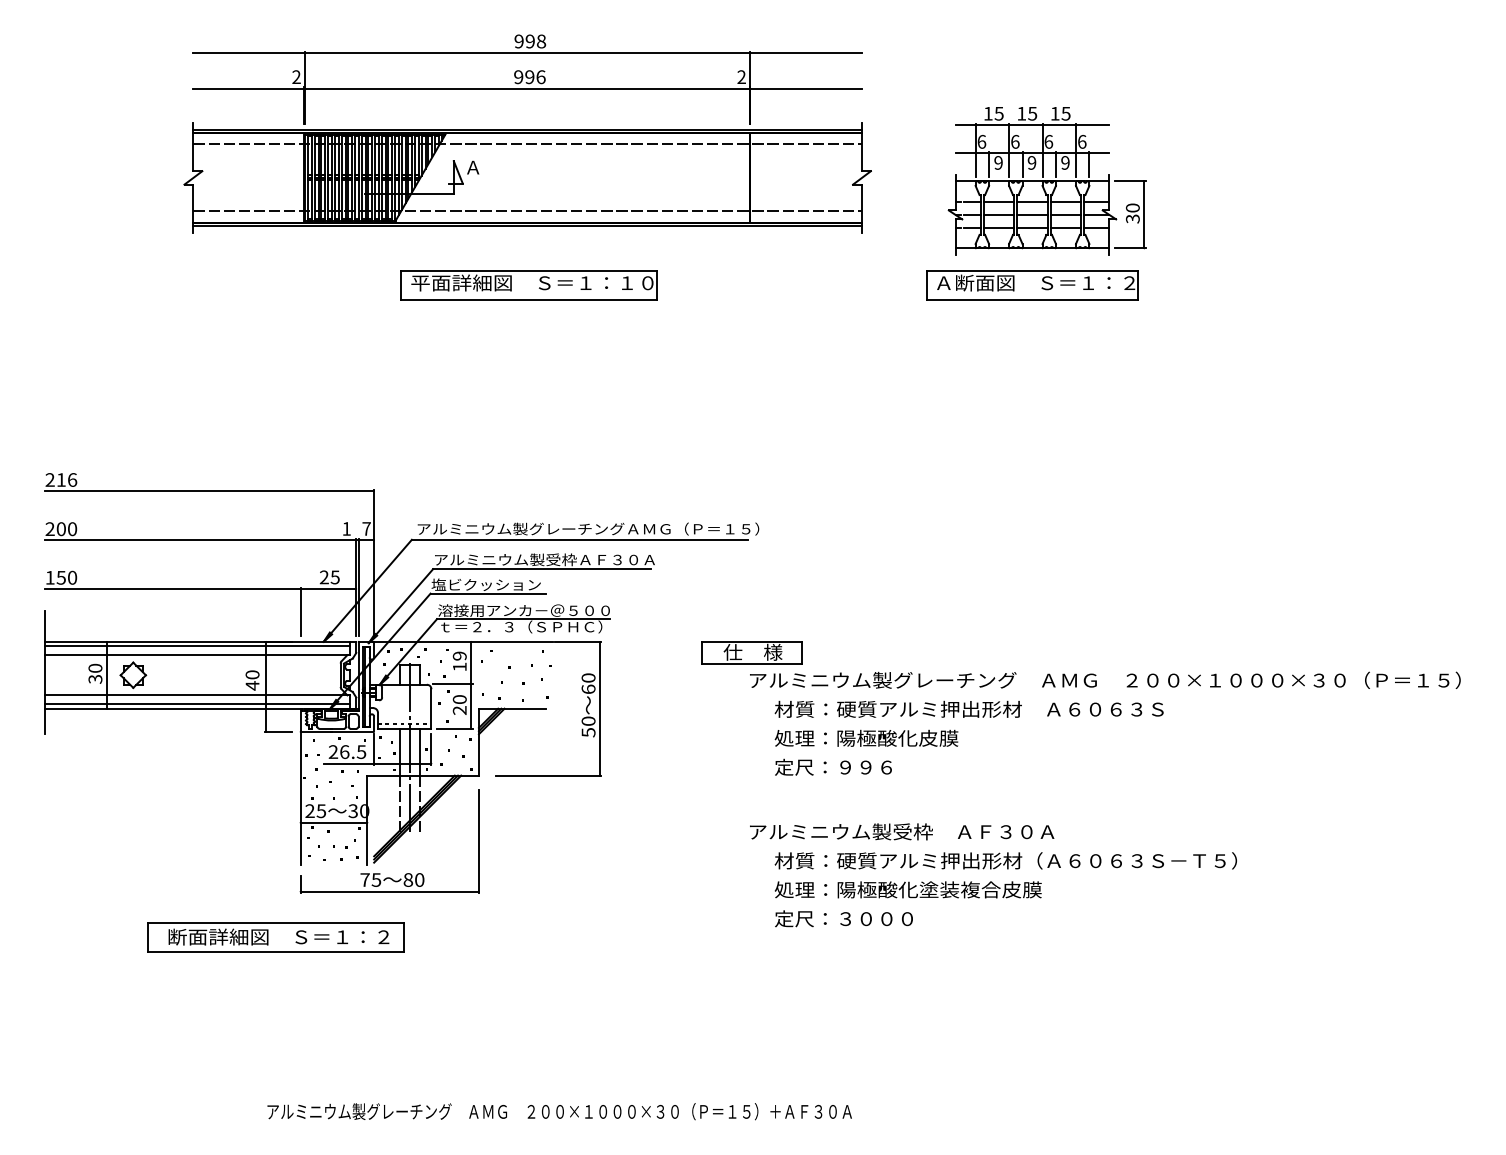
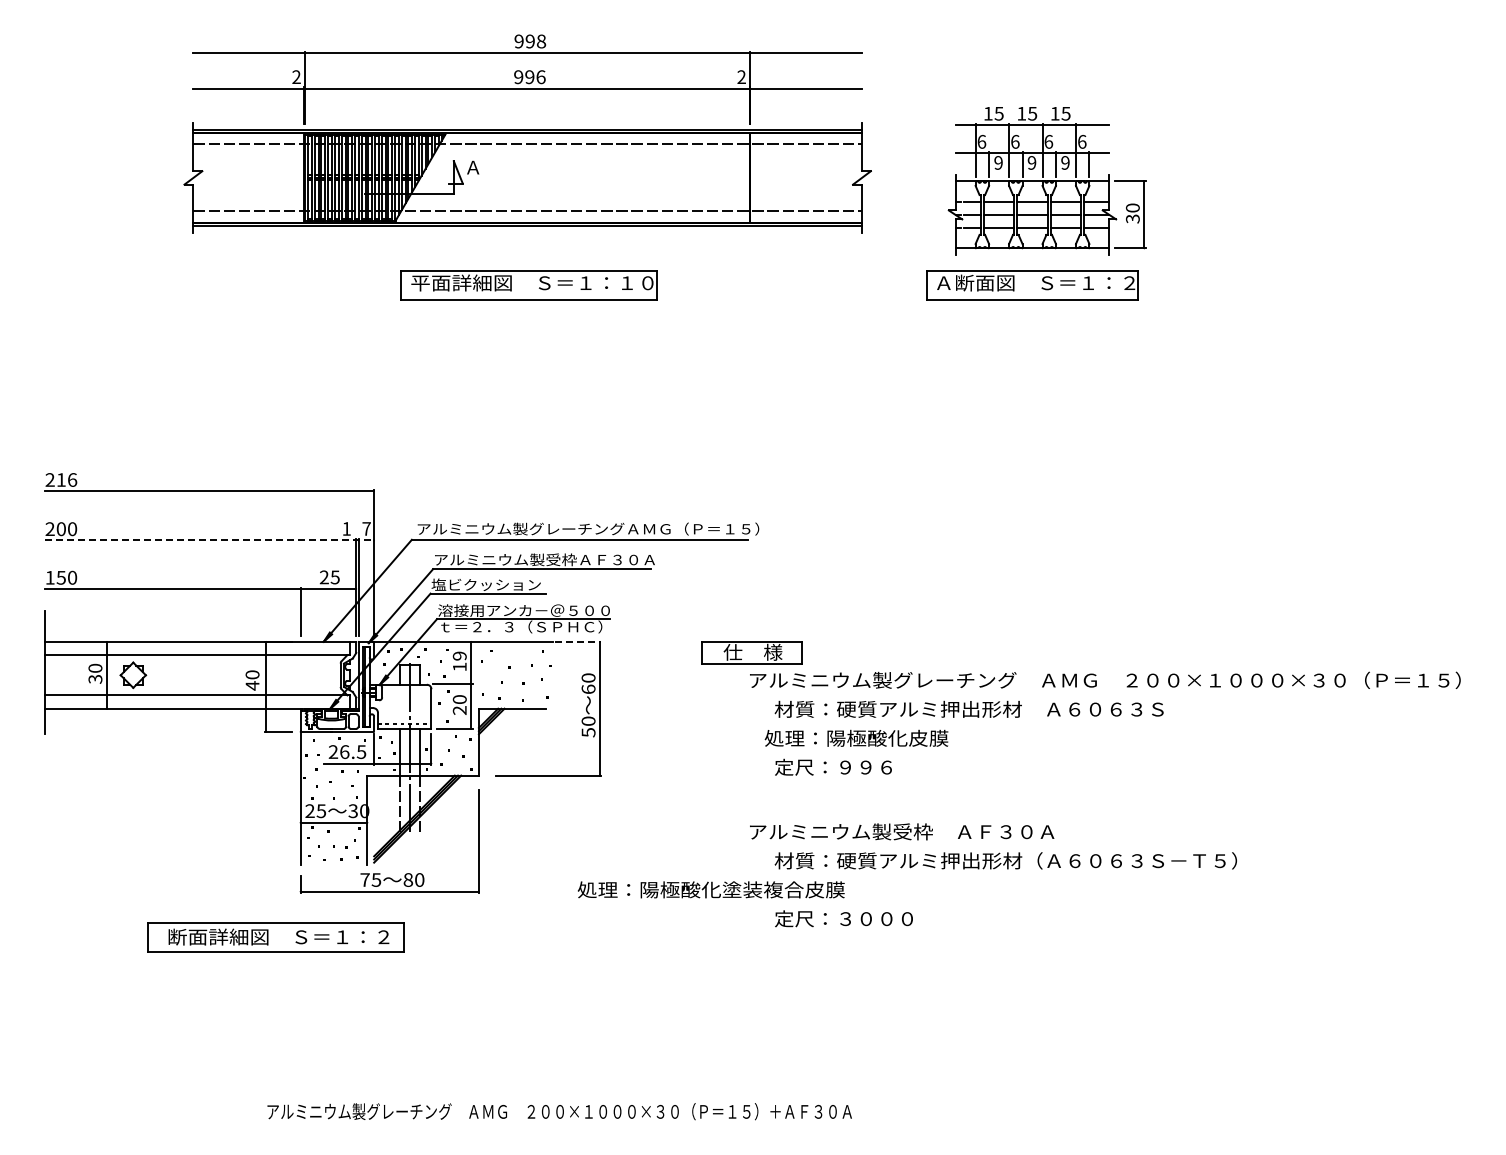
line: solid -> dashed (210, 540)
line: solid -> dashed (578, 641)
line: present -> none (197, 646)
line: present -> none (197, 704)
text position: (866, 737) -> (856, 737) (856, 737)
text position: (907, 889) -> (710, 889) (710, 889)
